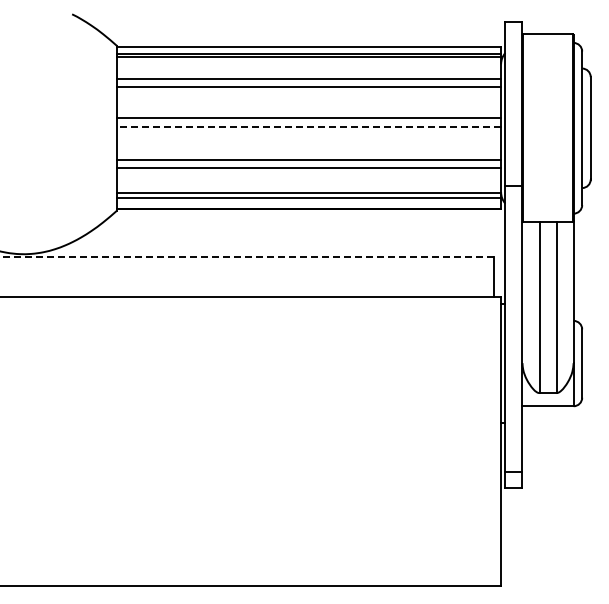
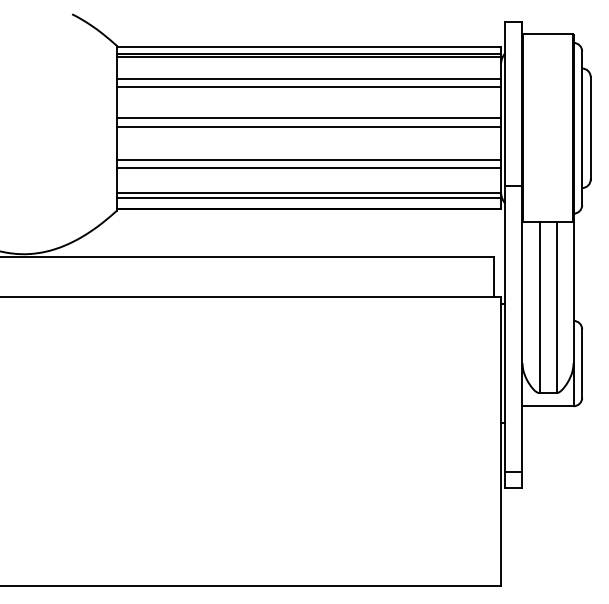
line: dashed -> solid (308, 126)
line: dashed -> solid (247, 256)
